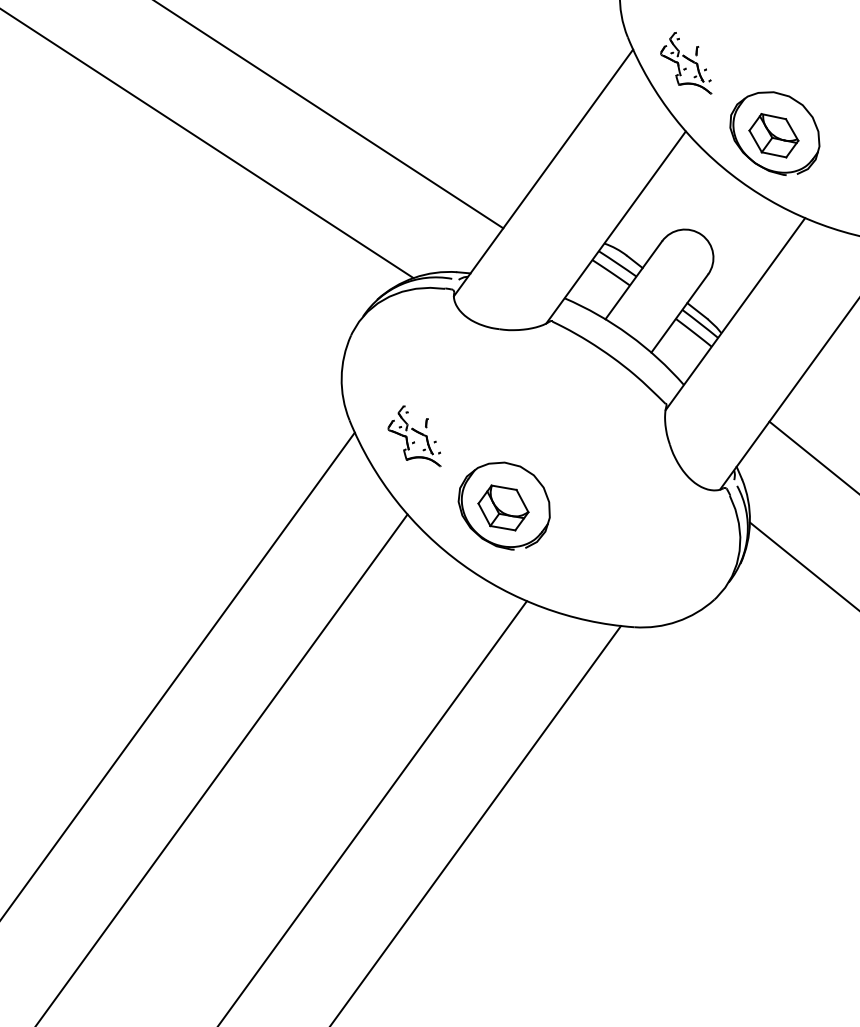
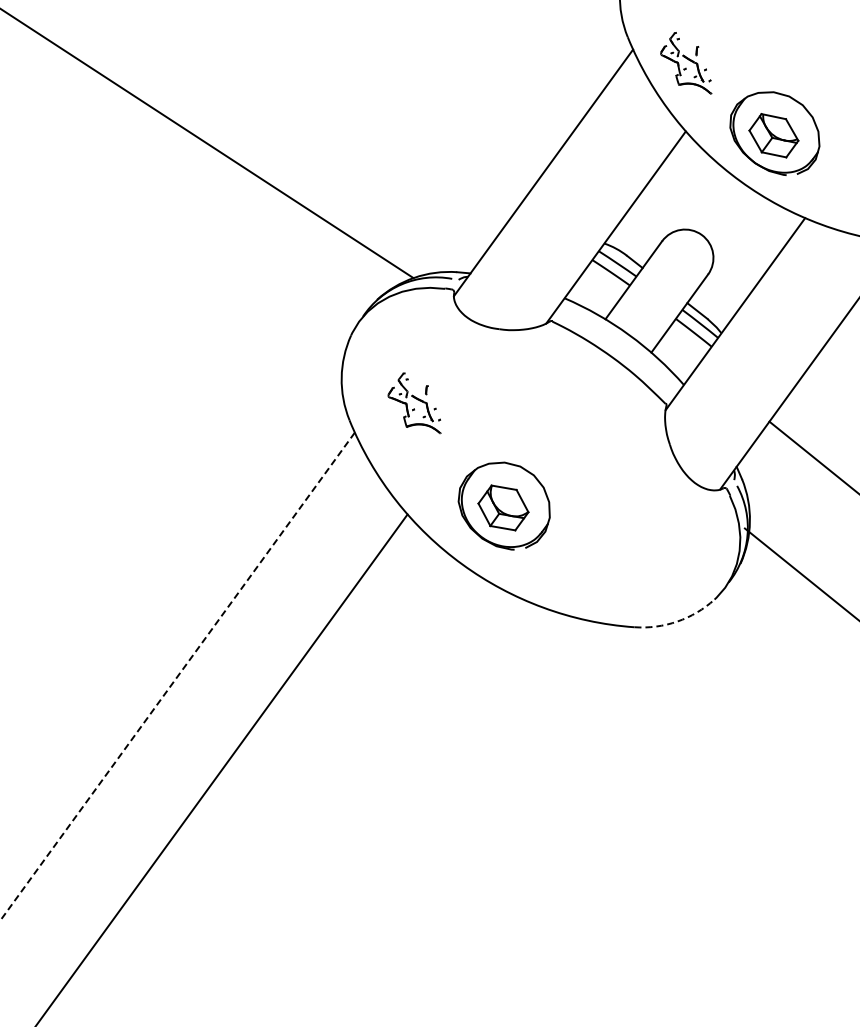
line: present -> none (329, 115)
part position: (414, 436) -> (414, 403) (414, 403)
line position: (802, 565) -> (800, 573) (800, 573)
arc: solid -> dashed (677, 621)
line: solid -> dashed (177, 676)
line: present -> none (373, 812)
line: present -> none (476, 824)
